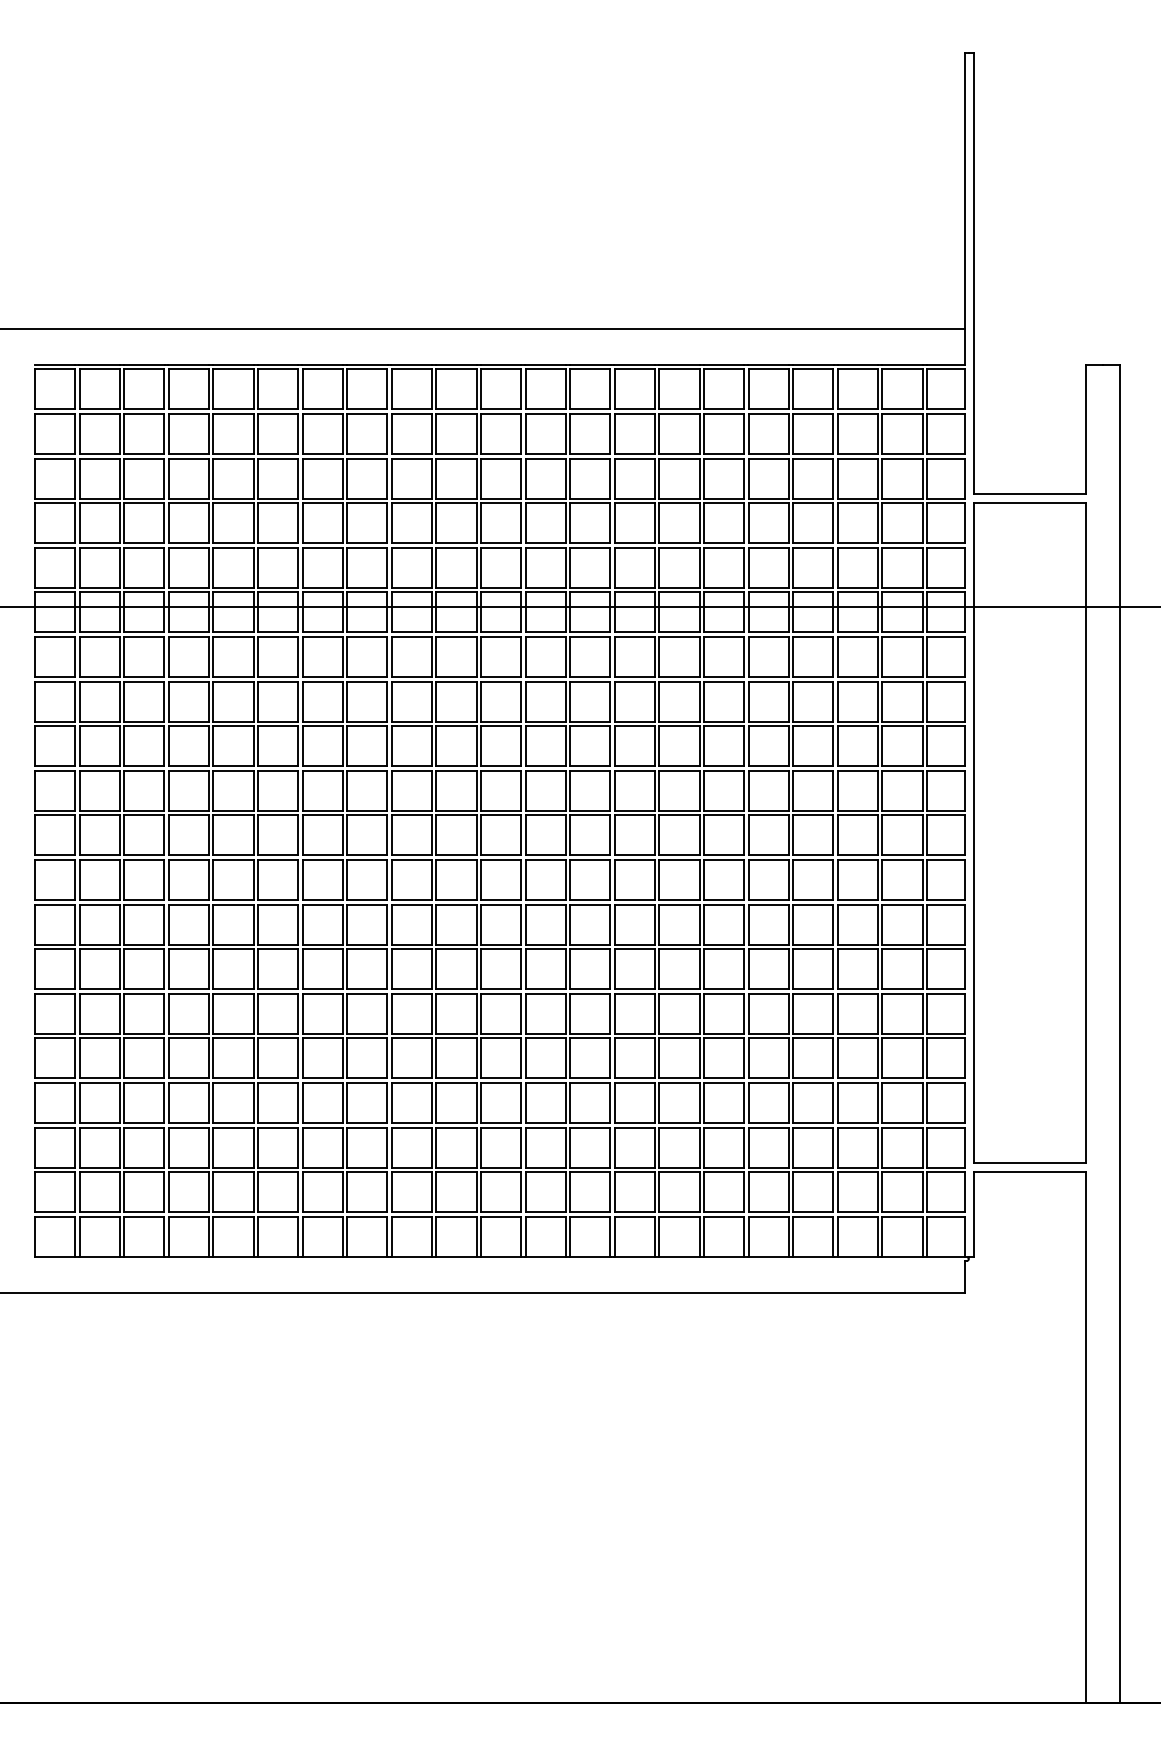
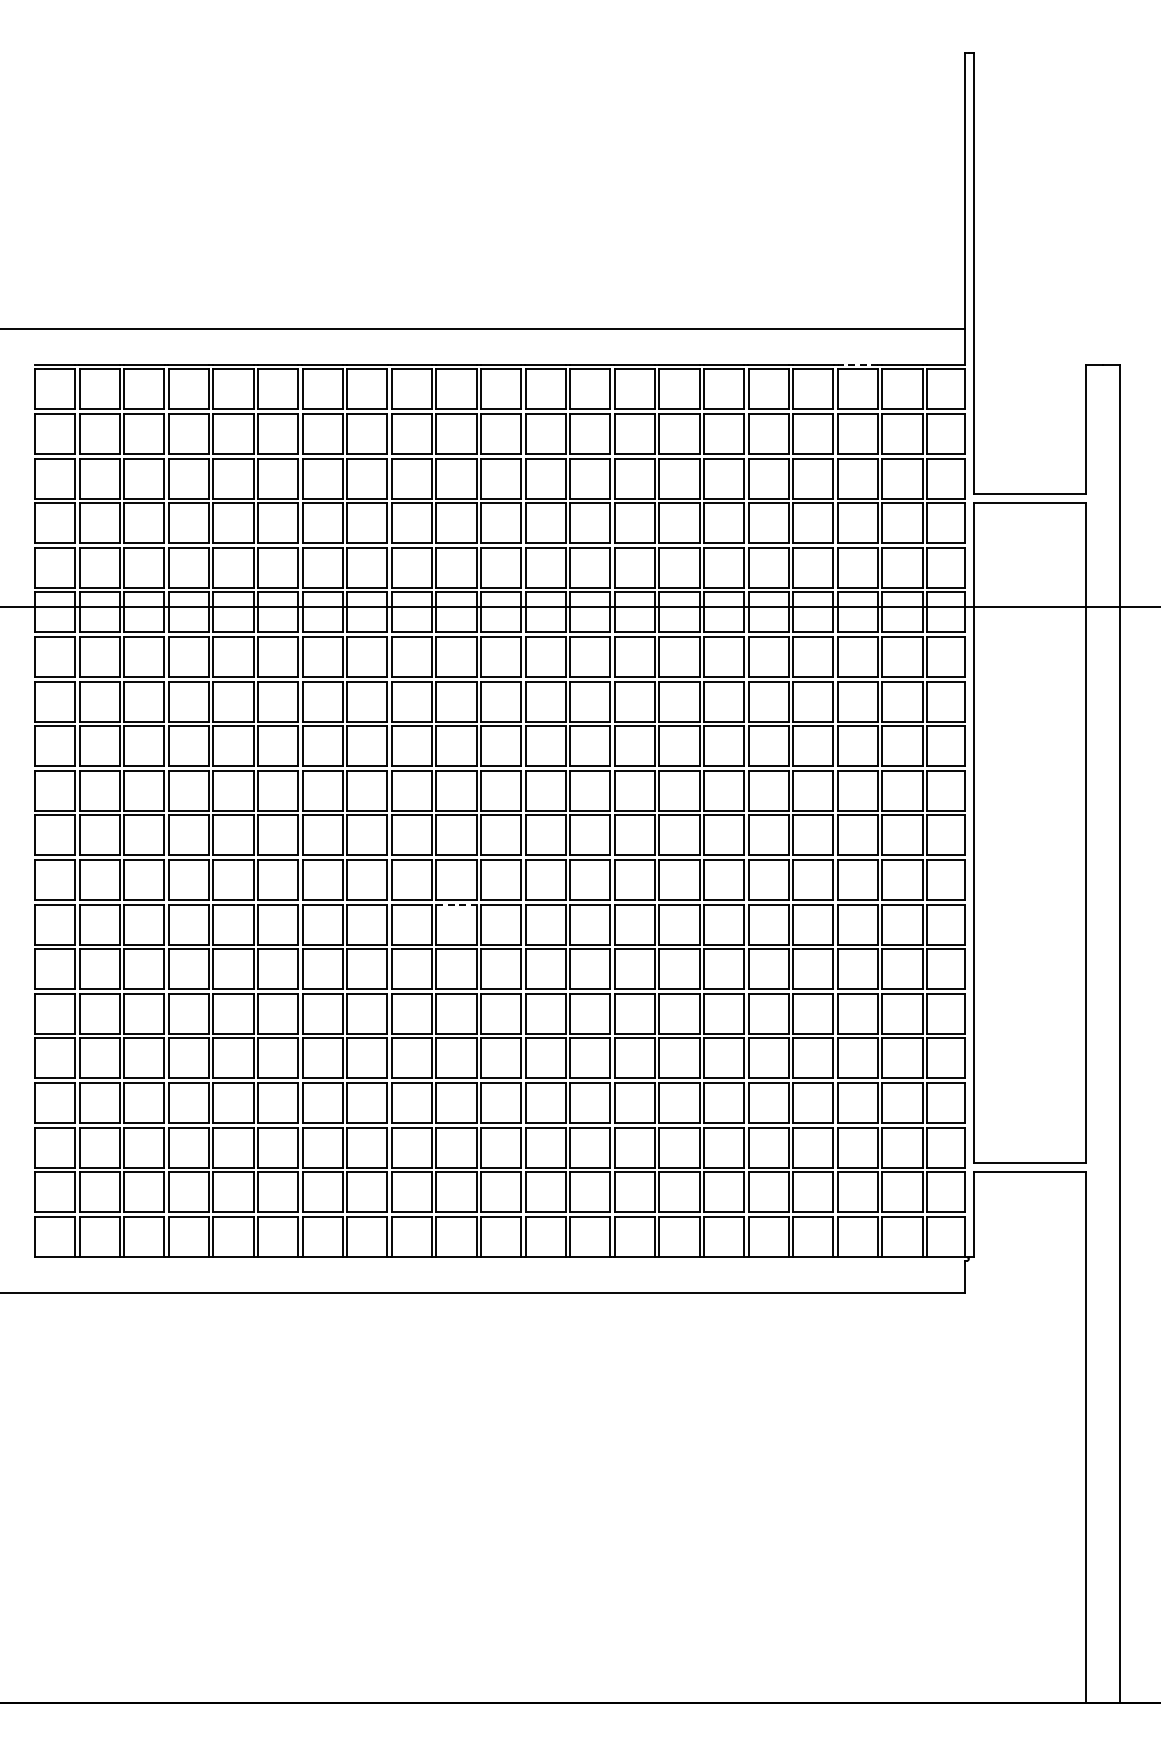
line: solid -> dashed (857, 364)
line: solid -> dashed (456, 904)
